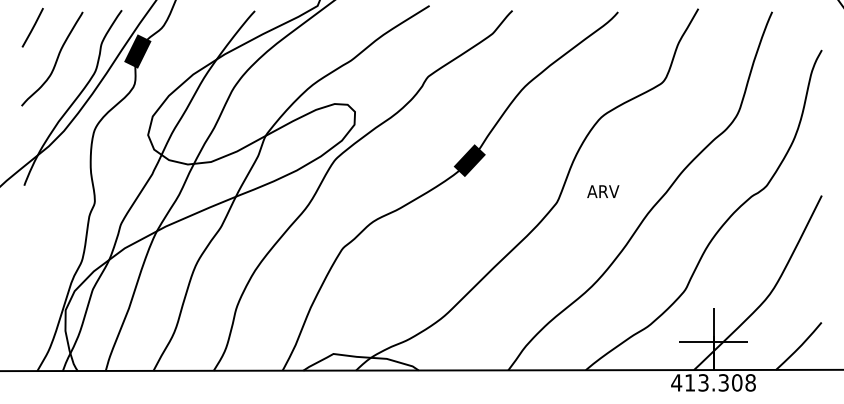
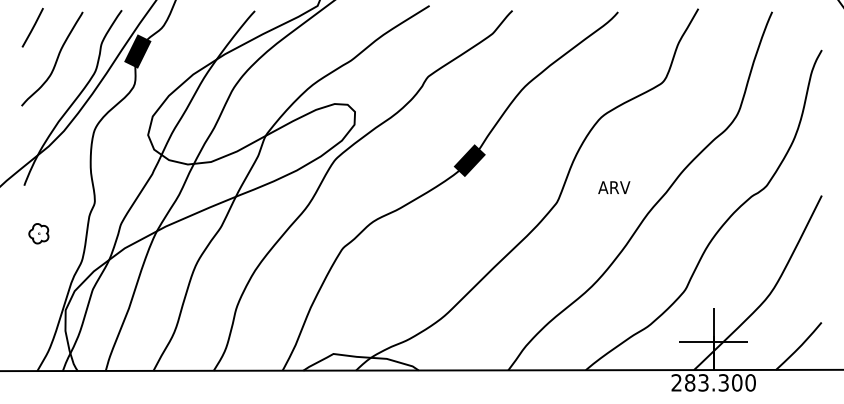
text position: (603, 191) -> (614, 187) (614, 187)
part: none -> present (38, 233)
text: 413.308 -> 283.300 (713, 382)
